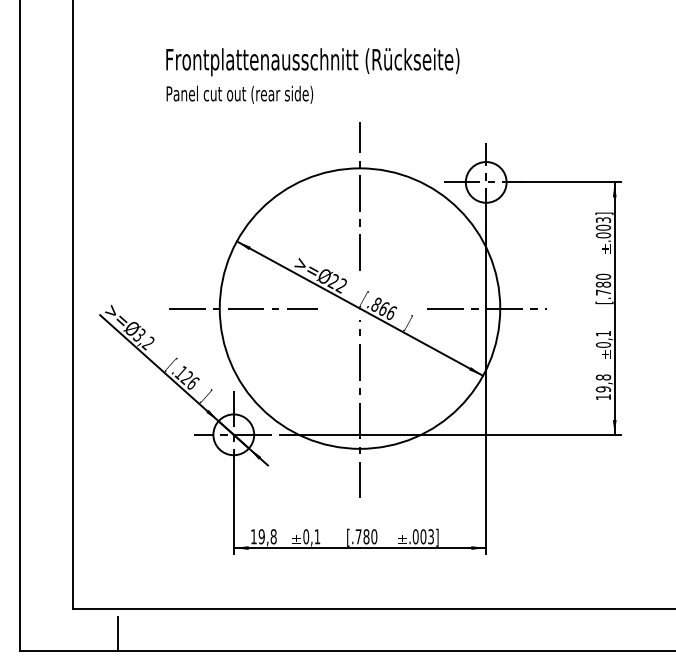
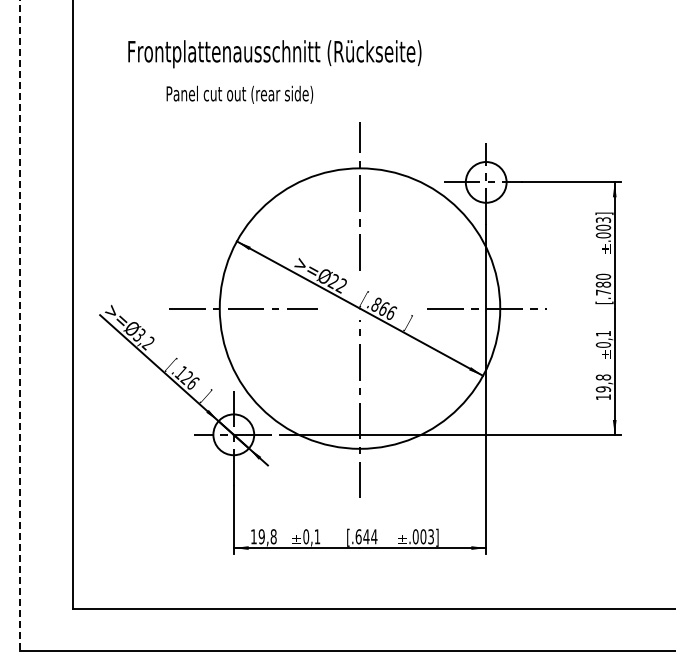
text position: (312, 62) -> (274, 54) (274, 54)
line: solid -> dashed (20, 326)
text: [.780 -> [.644 (366, 536)
line: present -> none (118, 634)
